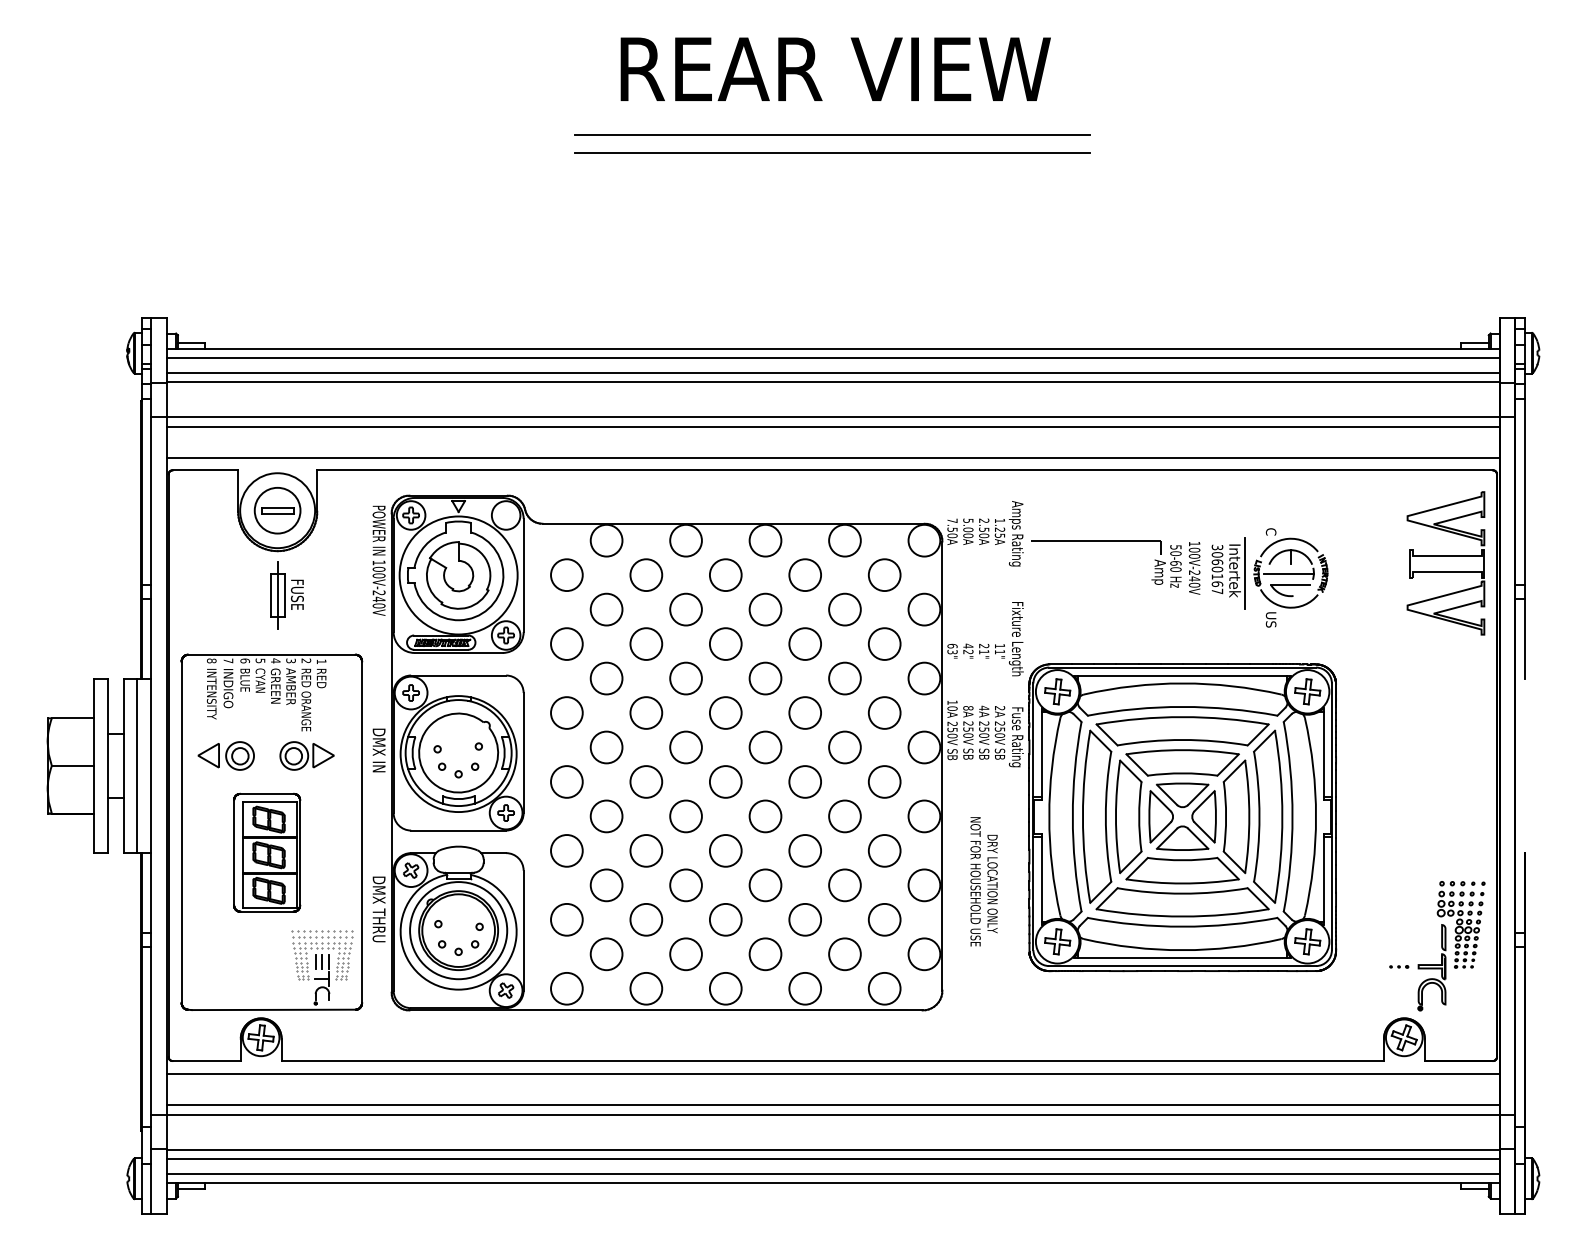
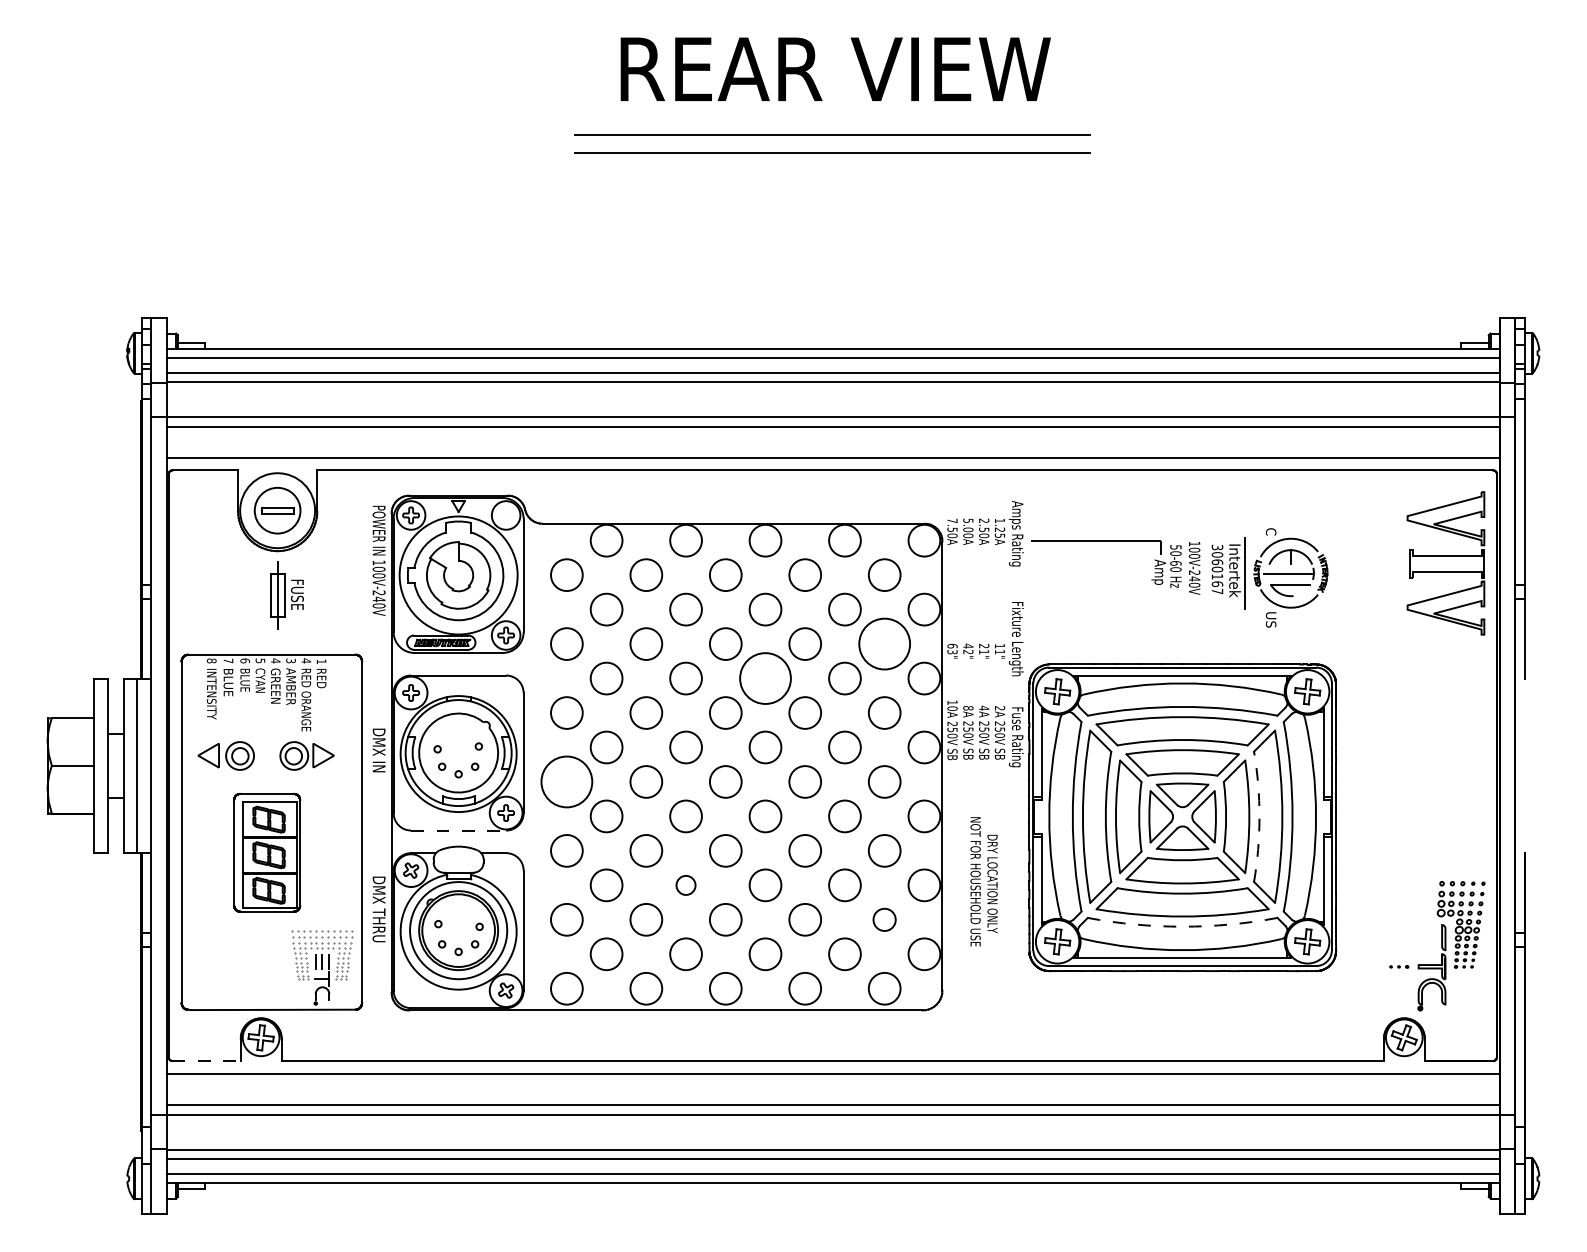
circle diameter: 32 px -> 51 px (884, 643)
text: 2 -> 4 (306, 660)
circle diameter: 32 px -> 51 px (765, 678)
text: INDIGO -> BLUE (228, 689)
circle diameter: 32 px -> 51 px (566, 781)
arc: solid -> dashed (1259, 816)
line: solid -> dashed (458, 830)
circle size: 34x35 px -> 22x21 px (685, 885)
circle size: 35x34 px -> 25x25 px (884, 919)
arc: solid -> dashed (1182, 926)
line: solid -> dashed (207, 1061)
